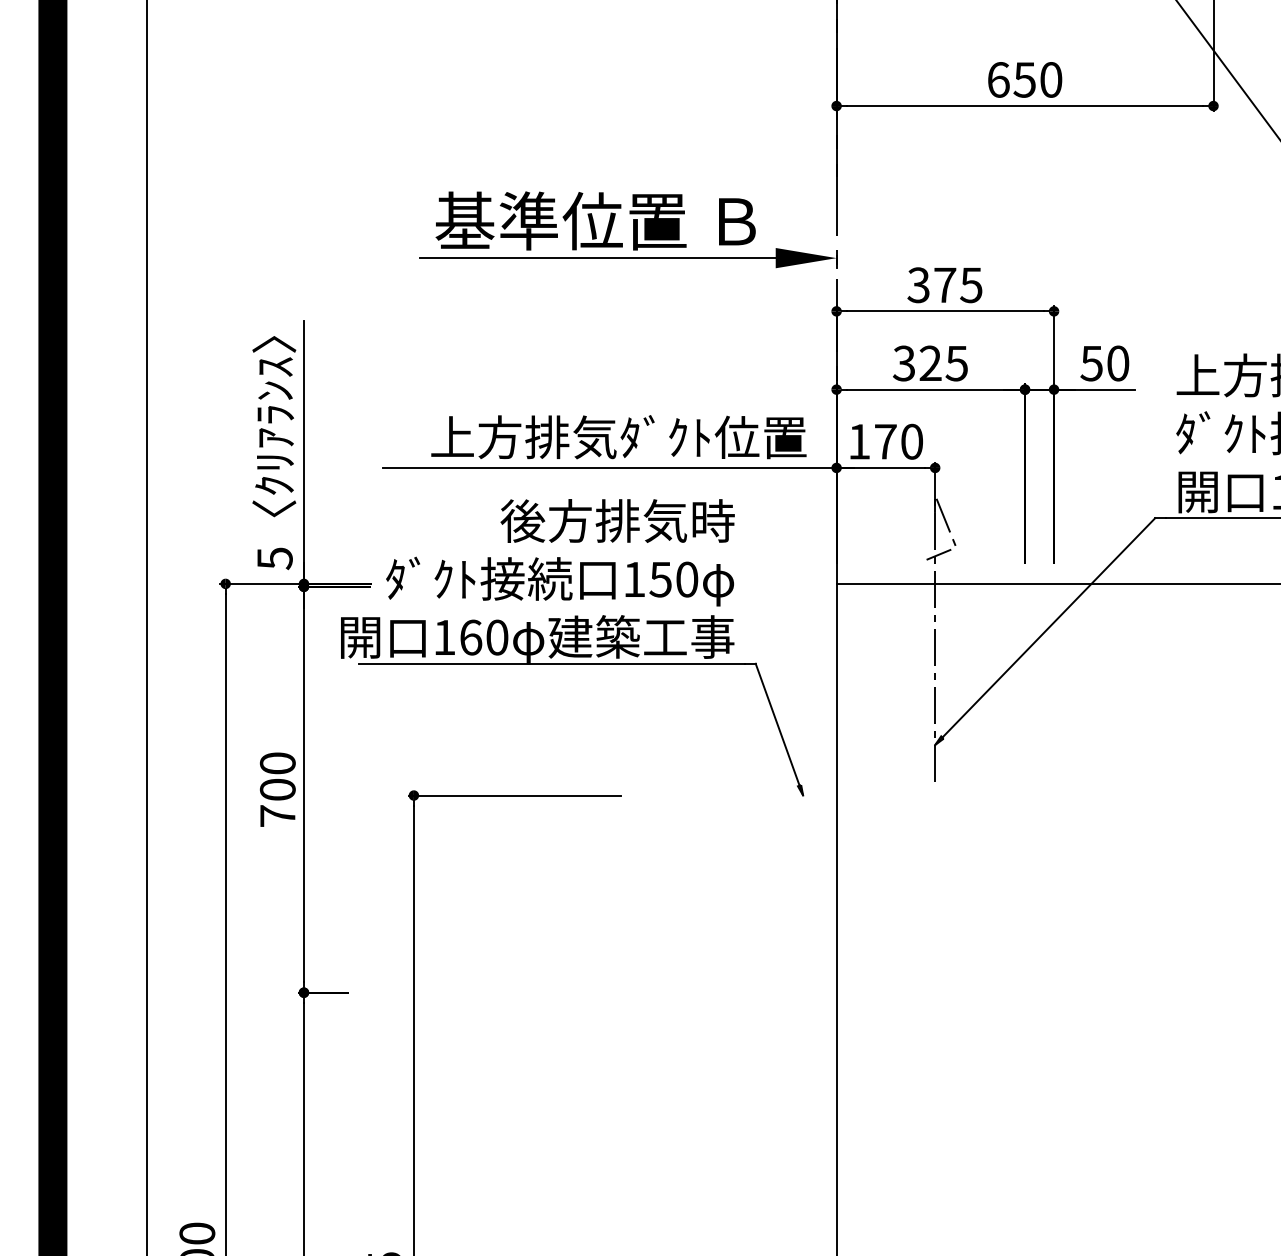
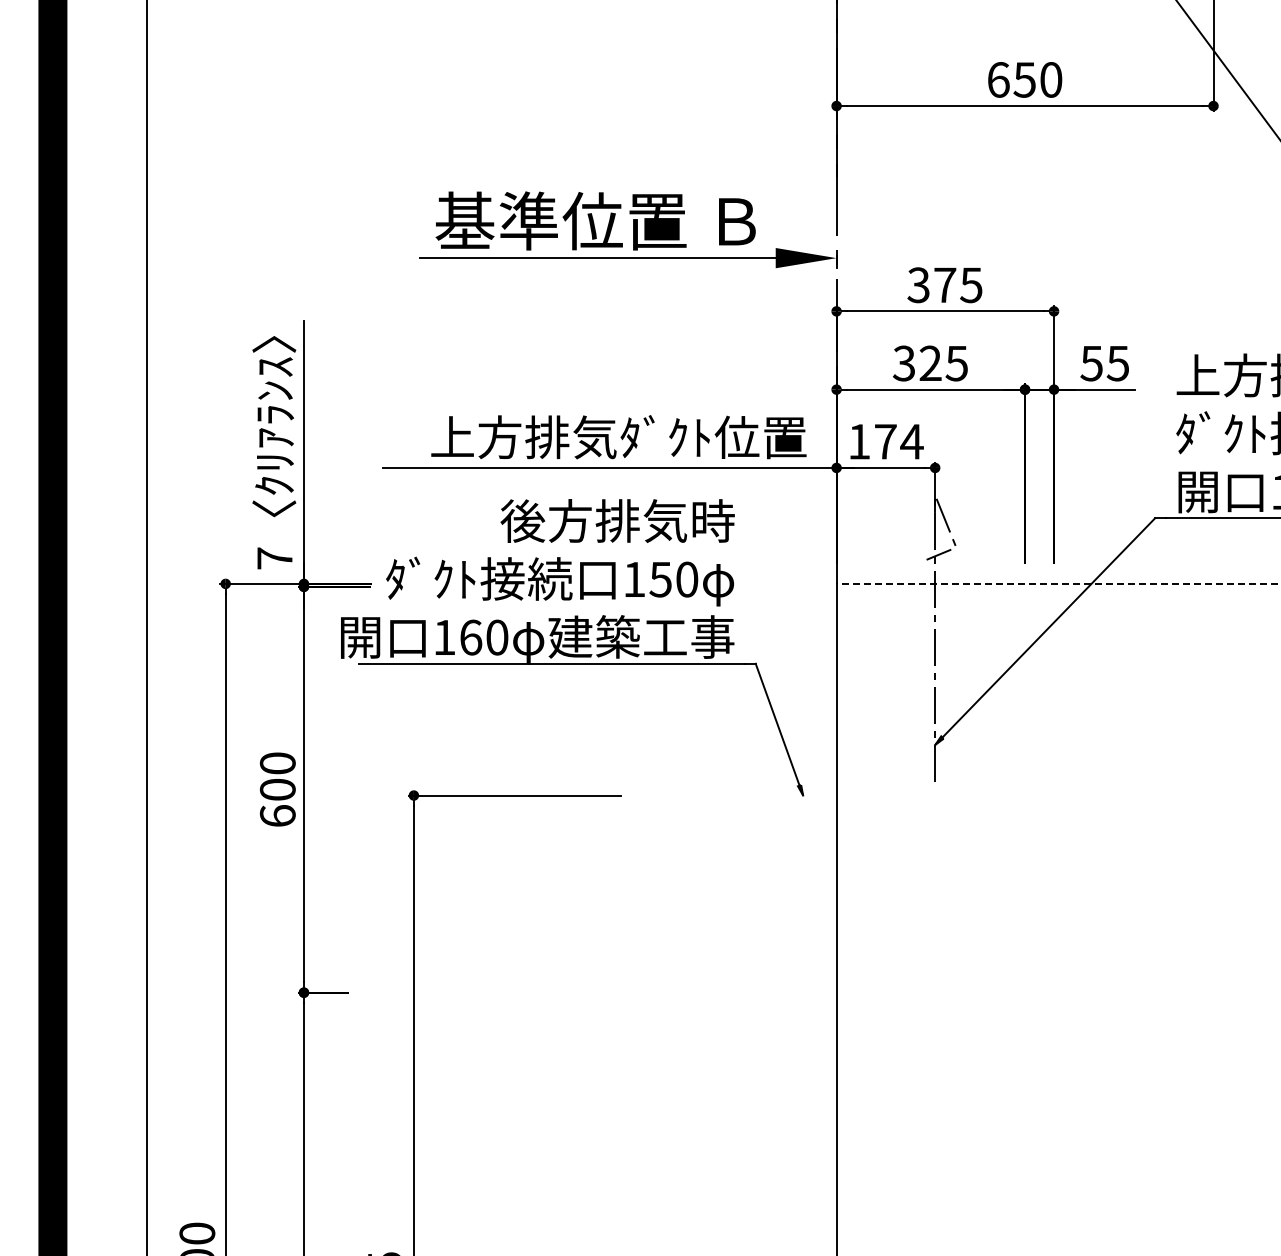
text: 50 -> 55 (1117, 363)
text: 170 -> 174 (911, 441)
text: 5 -> 7 (274, 558)
line: solid -> dashed (1058, 583)
text: 700 -> 600 (277, 815)
